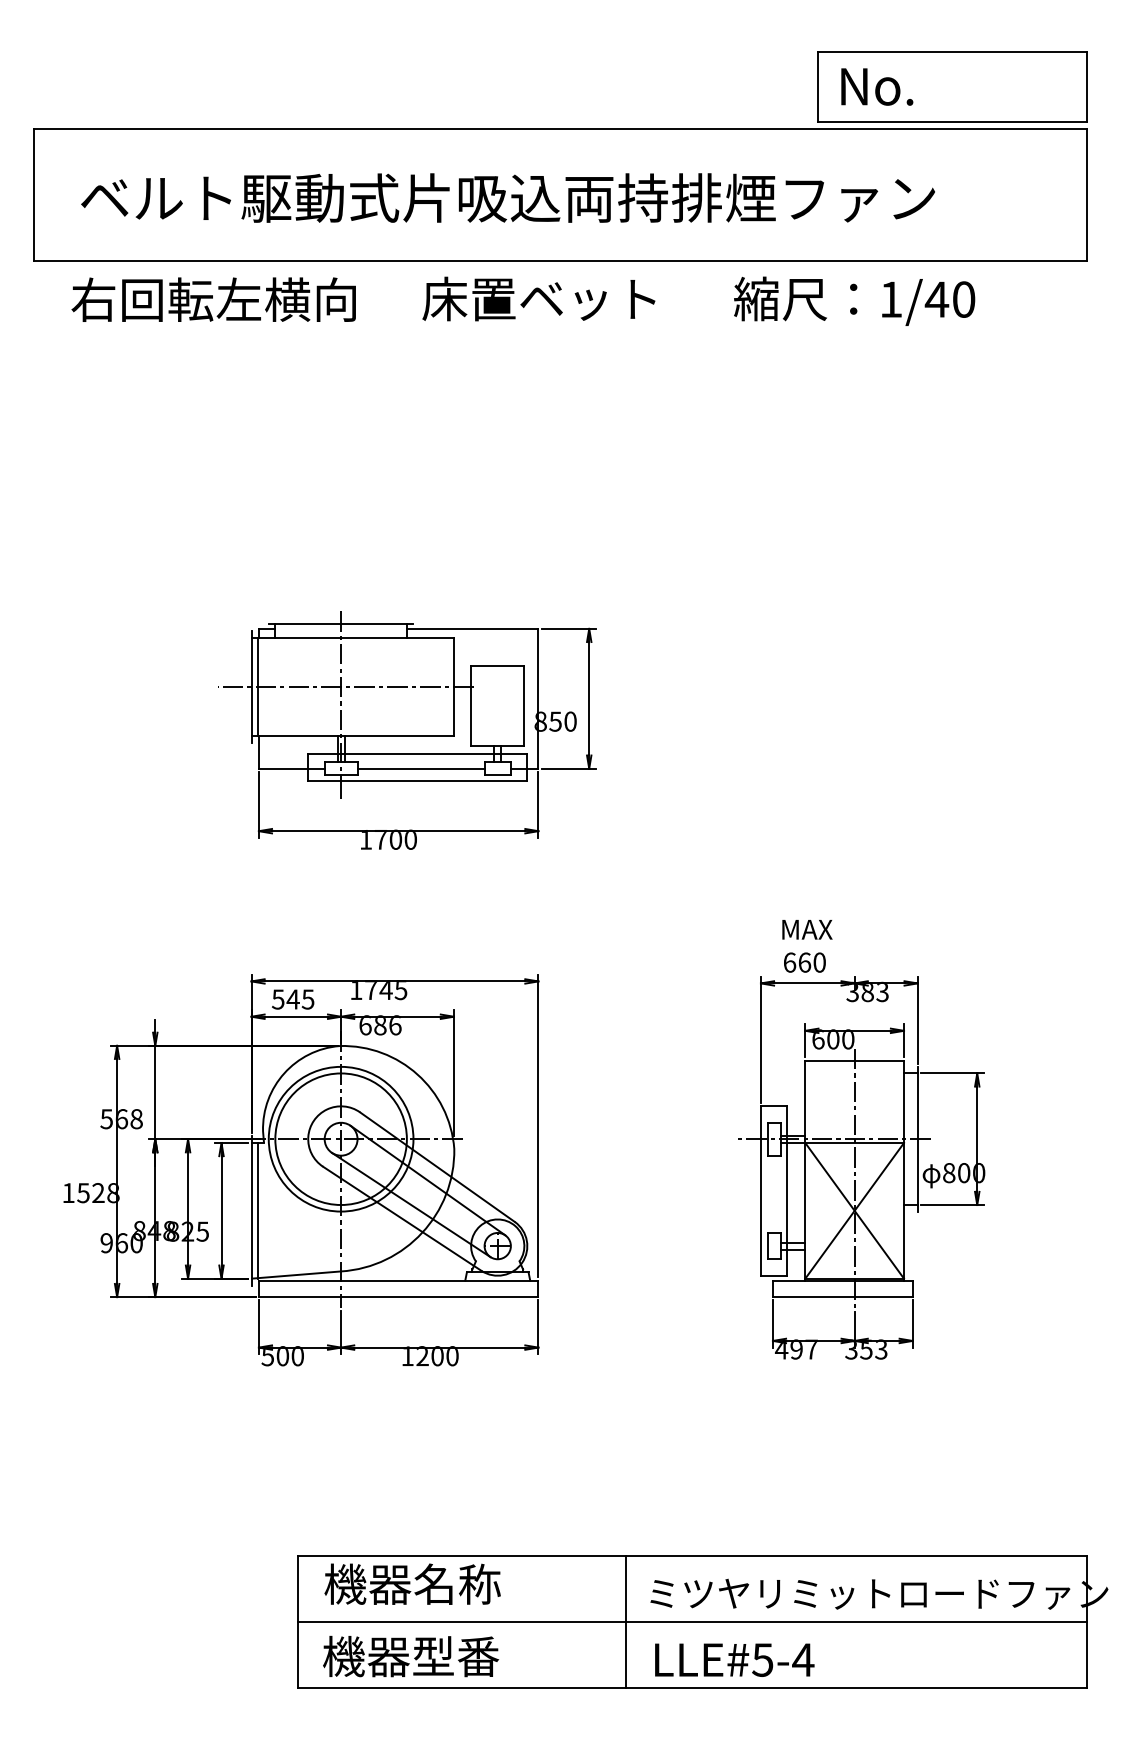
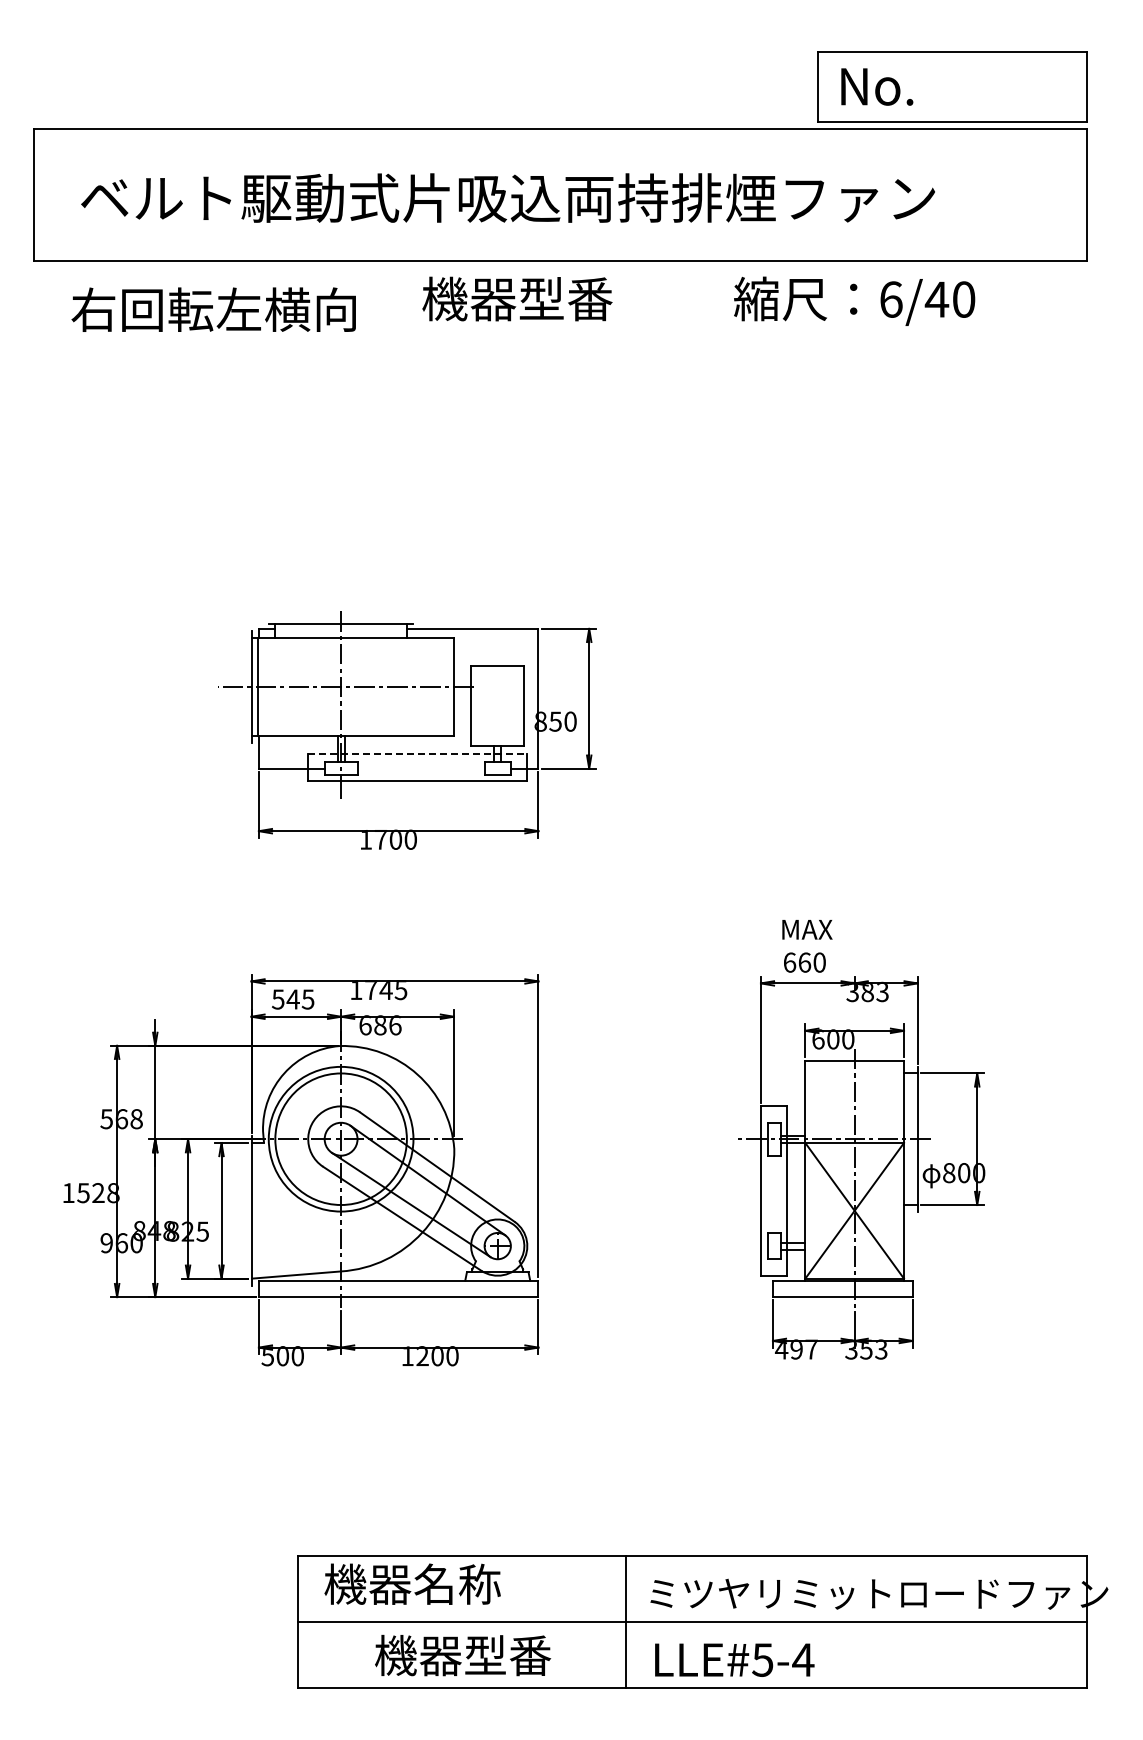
text: 床置ベット -> 機器型番 (538, 298)
text position: (213, 299) -> (213, 309) (213, 309)
text: 1/40 -> 6/40 (891, 299)
line: solid -> dashed (417, 754)
line: present -> none (420, 768)
line: present -> none (258, 1210)
text position: (411, 1656) -> (463, 1655) (463, 1655)
